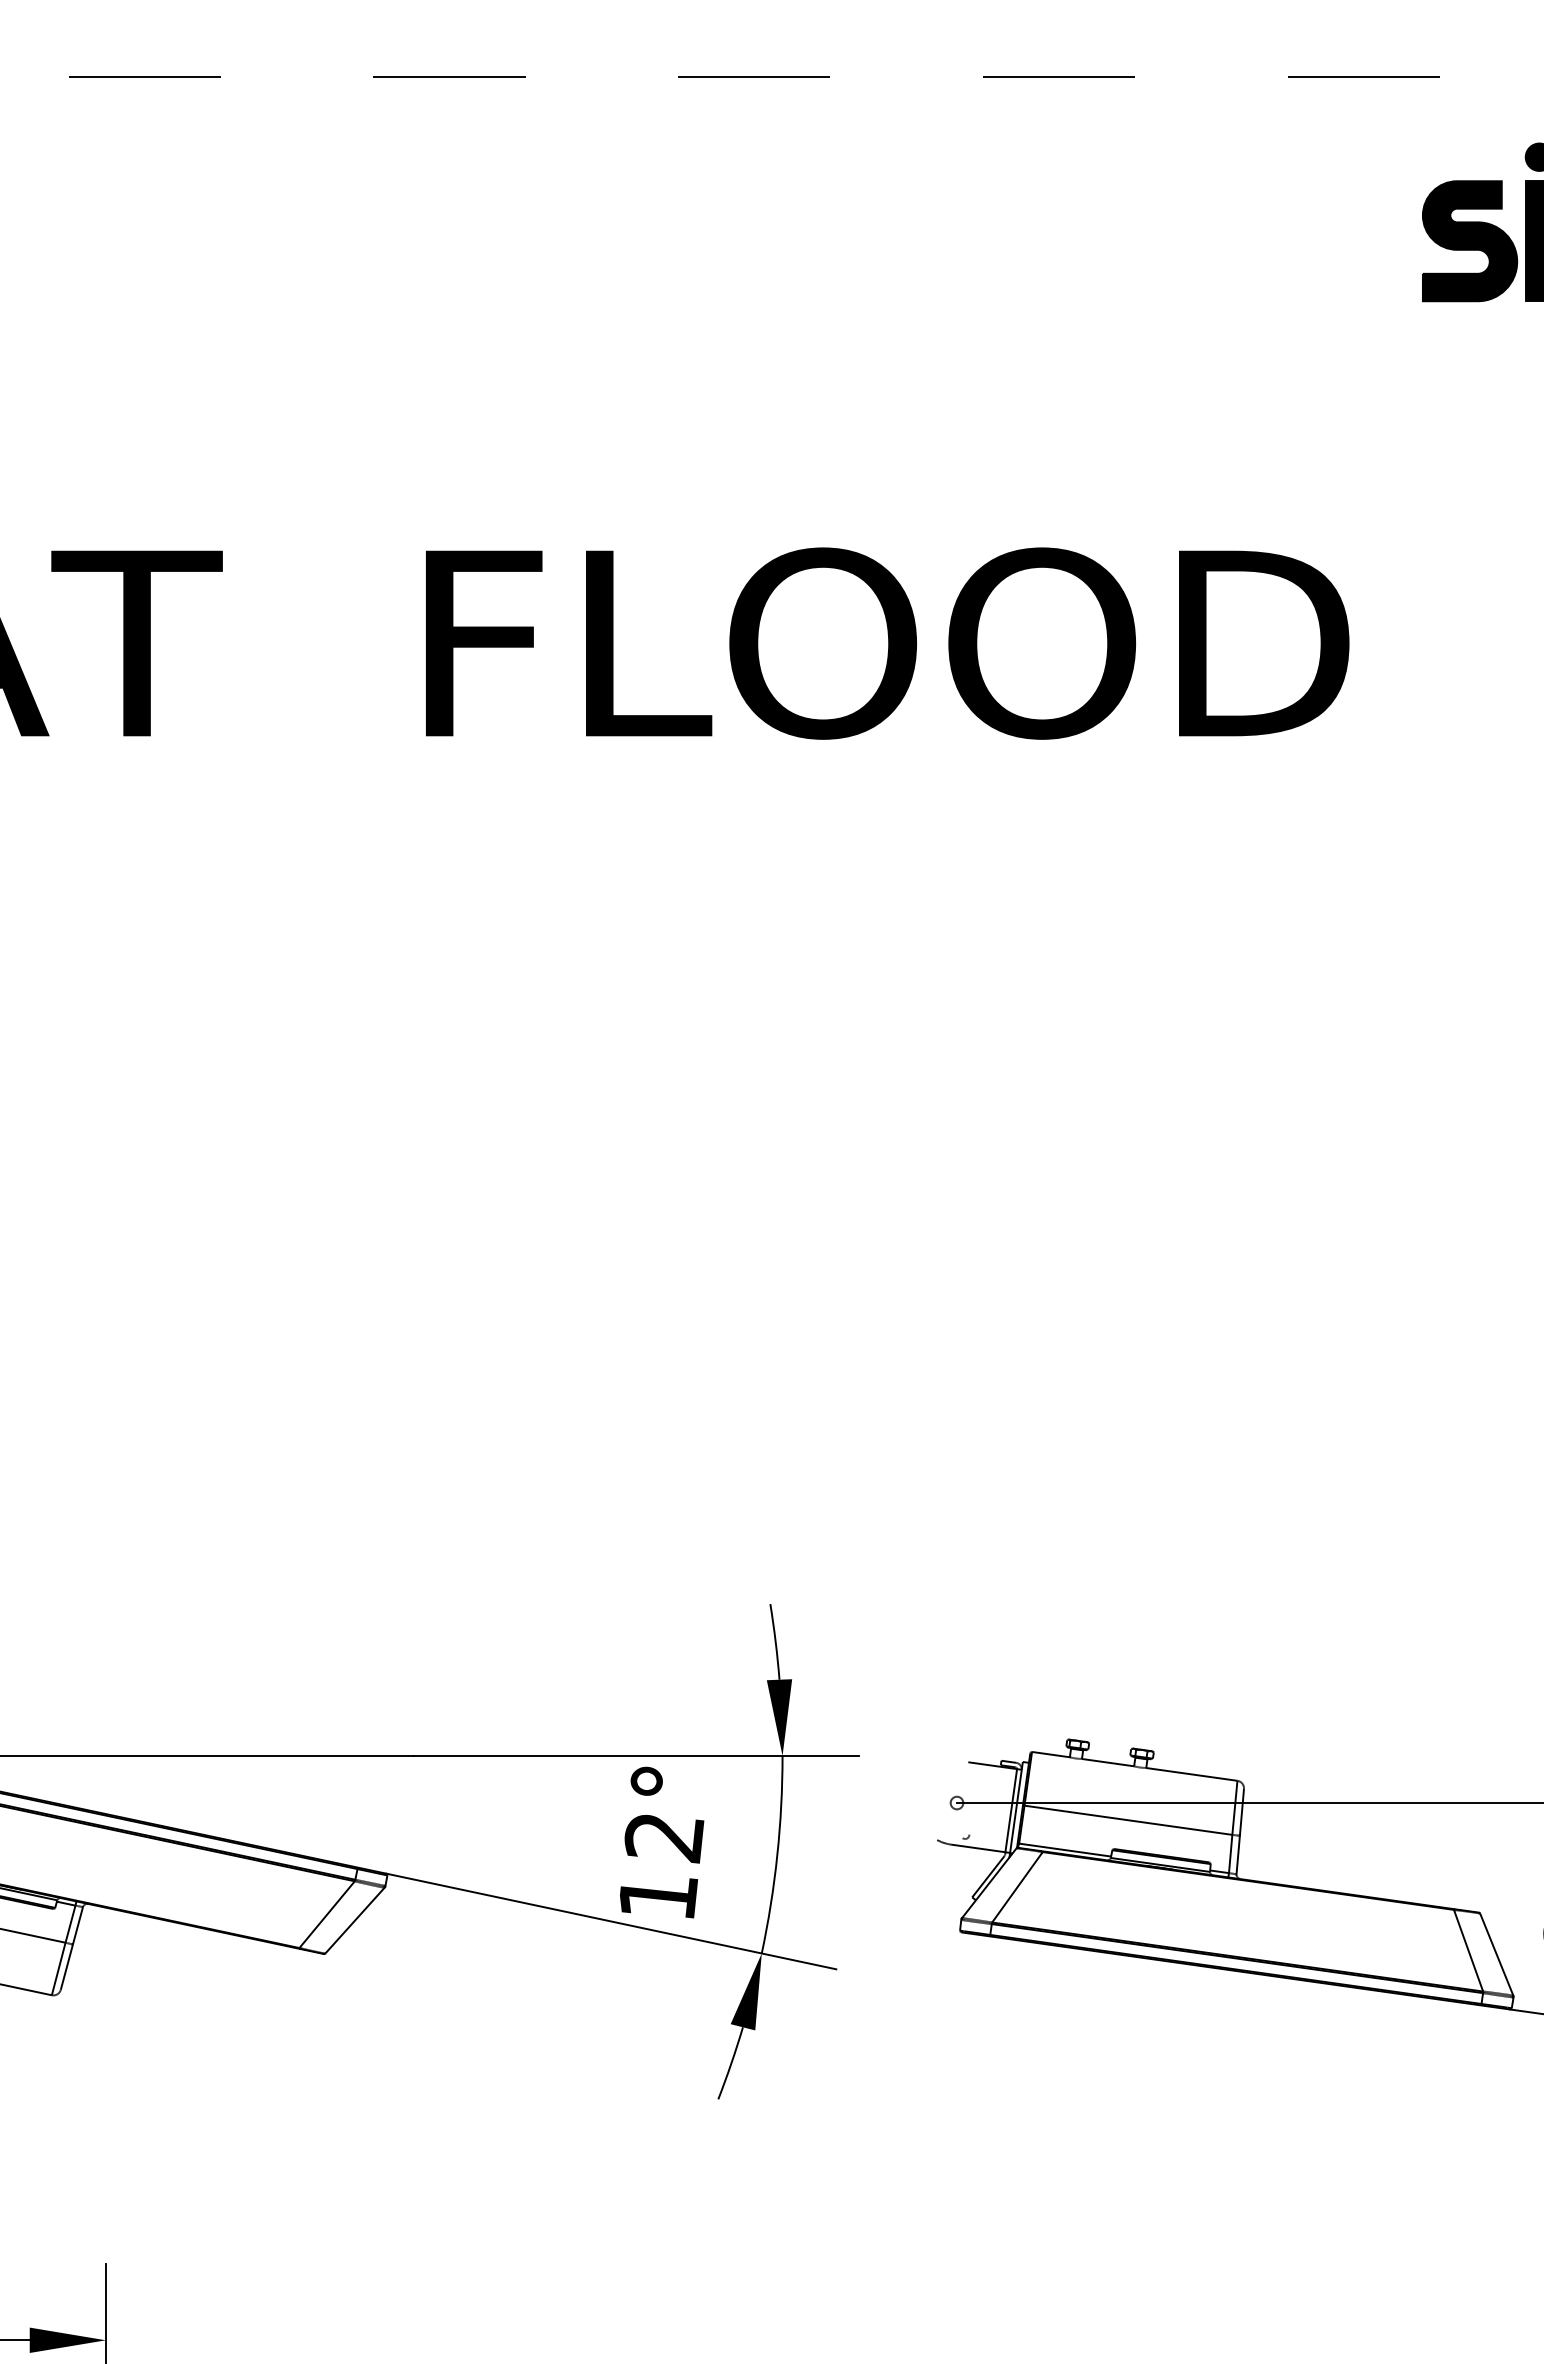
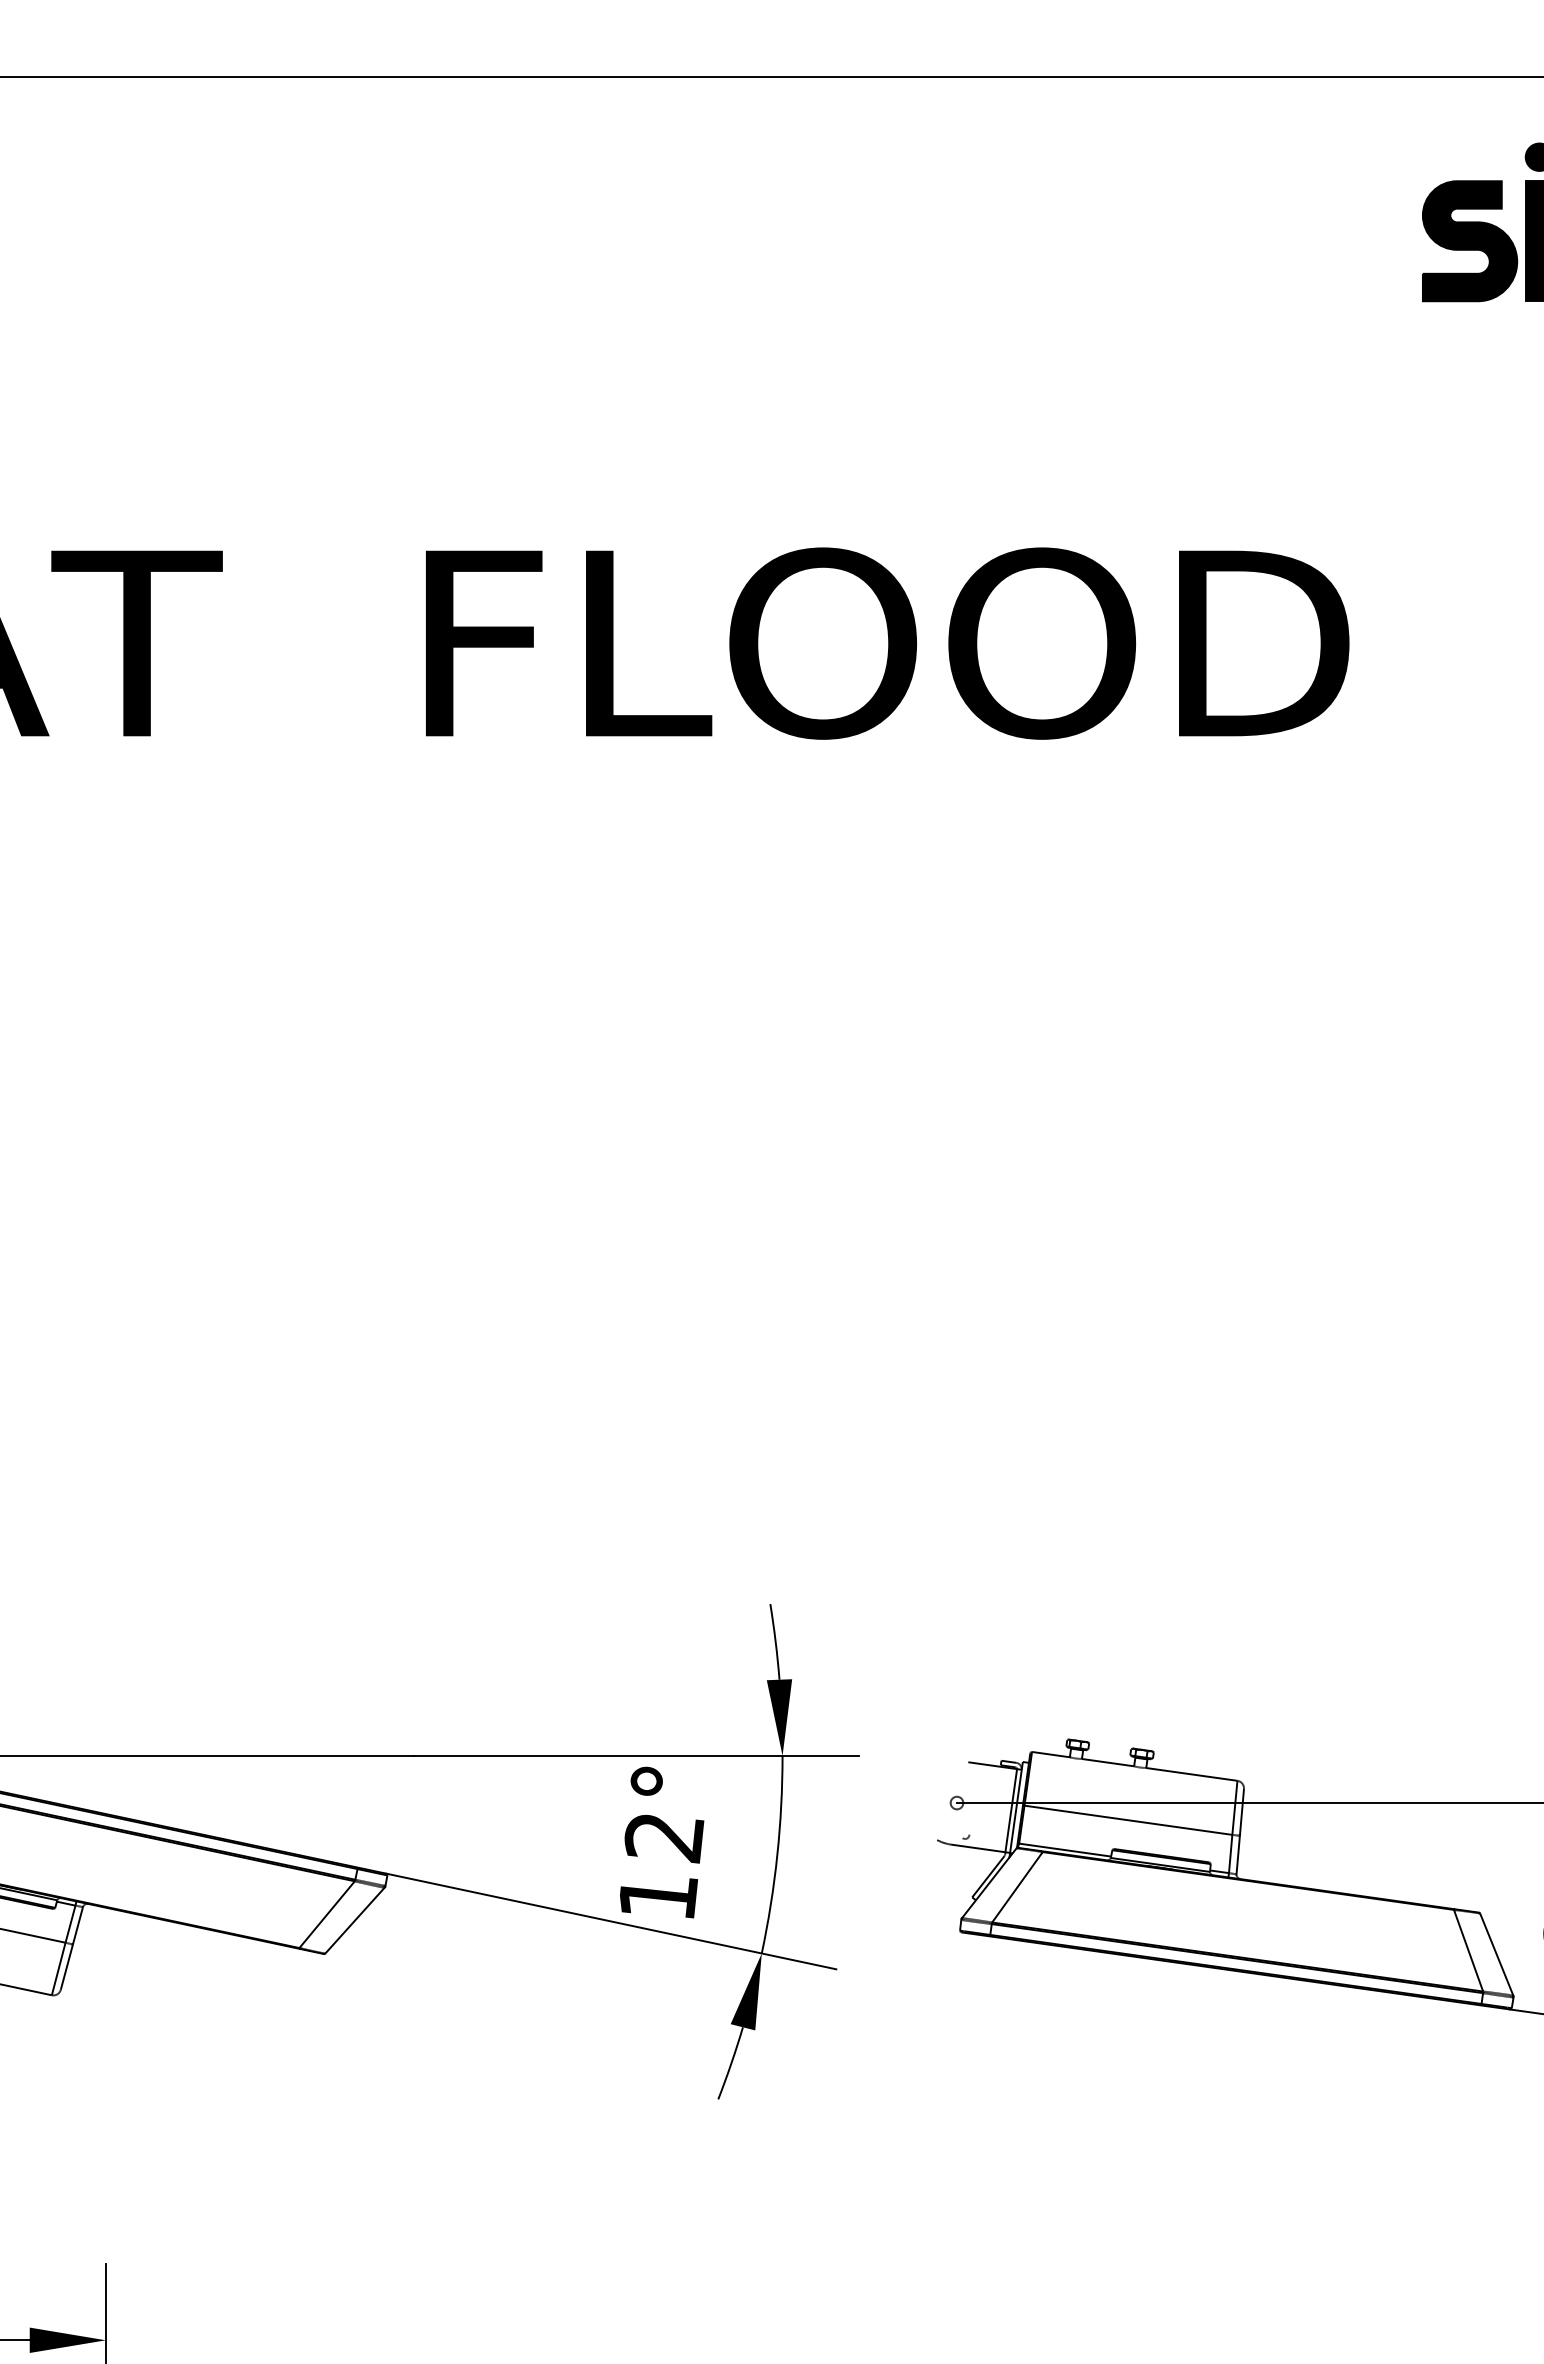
line: dashed -> solid (771, 77)
